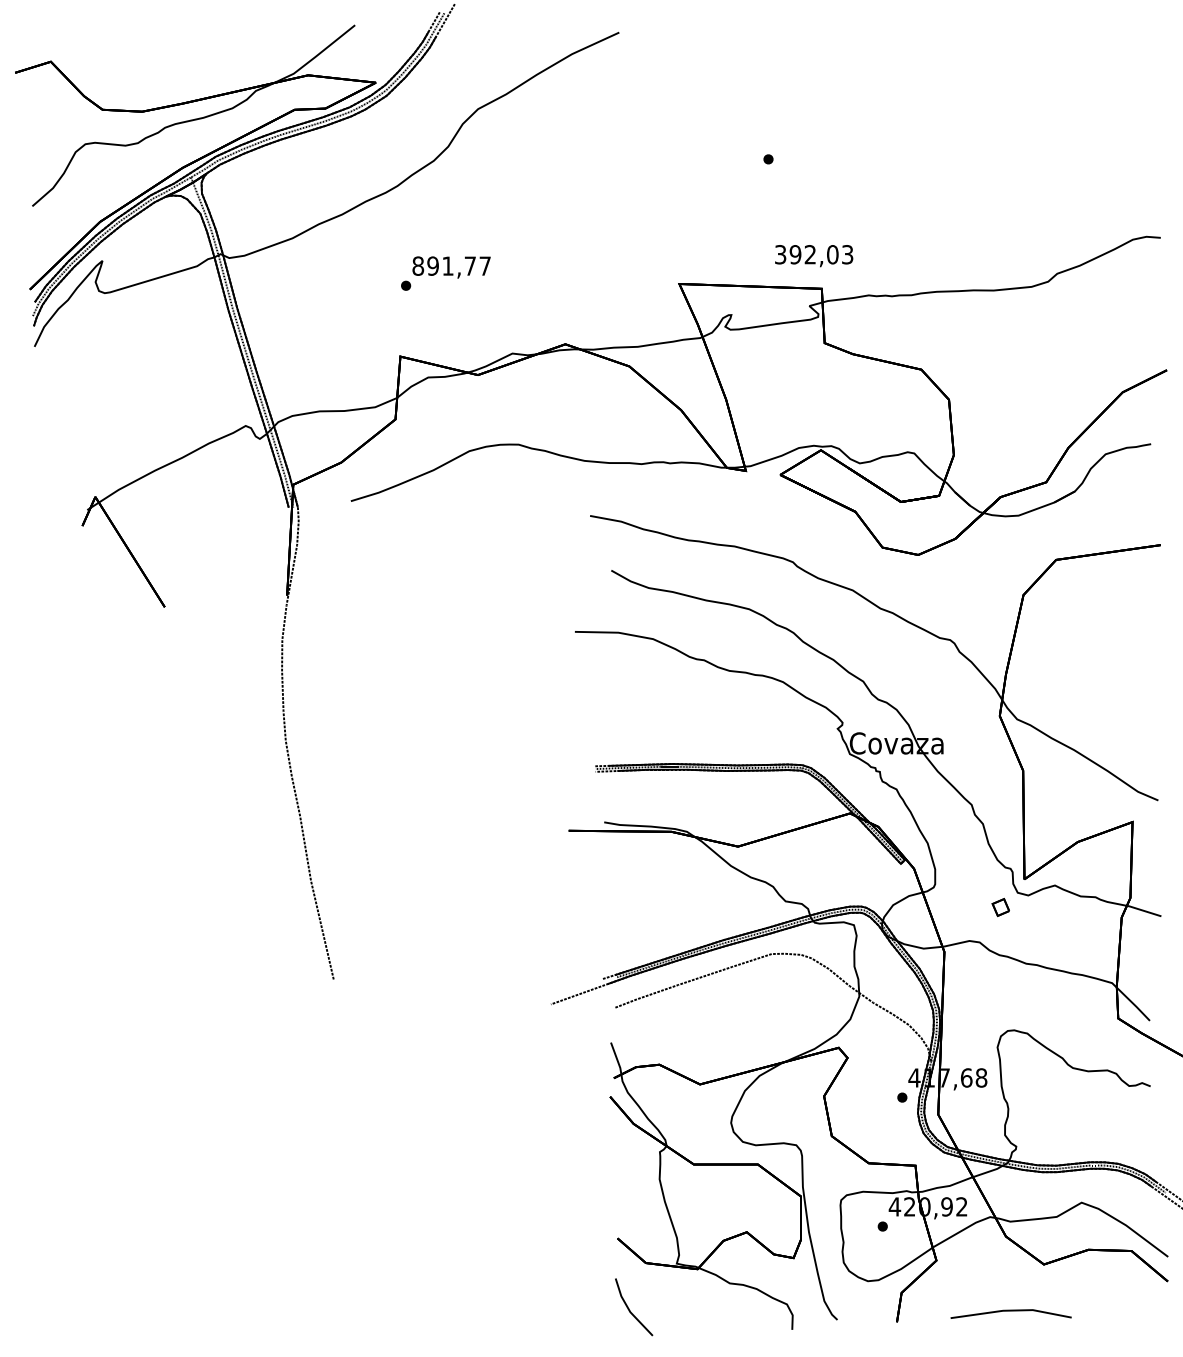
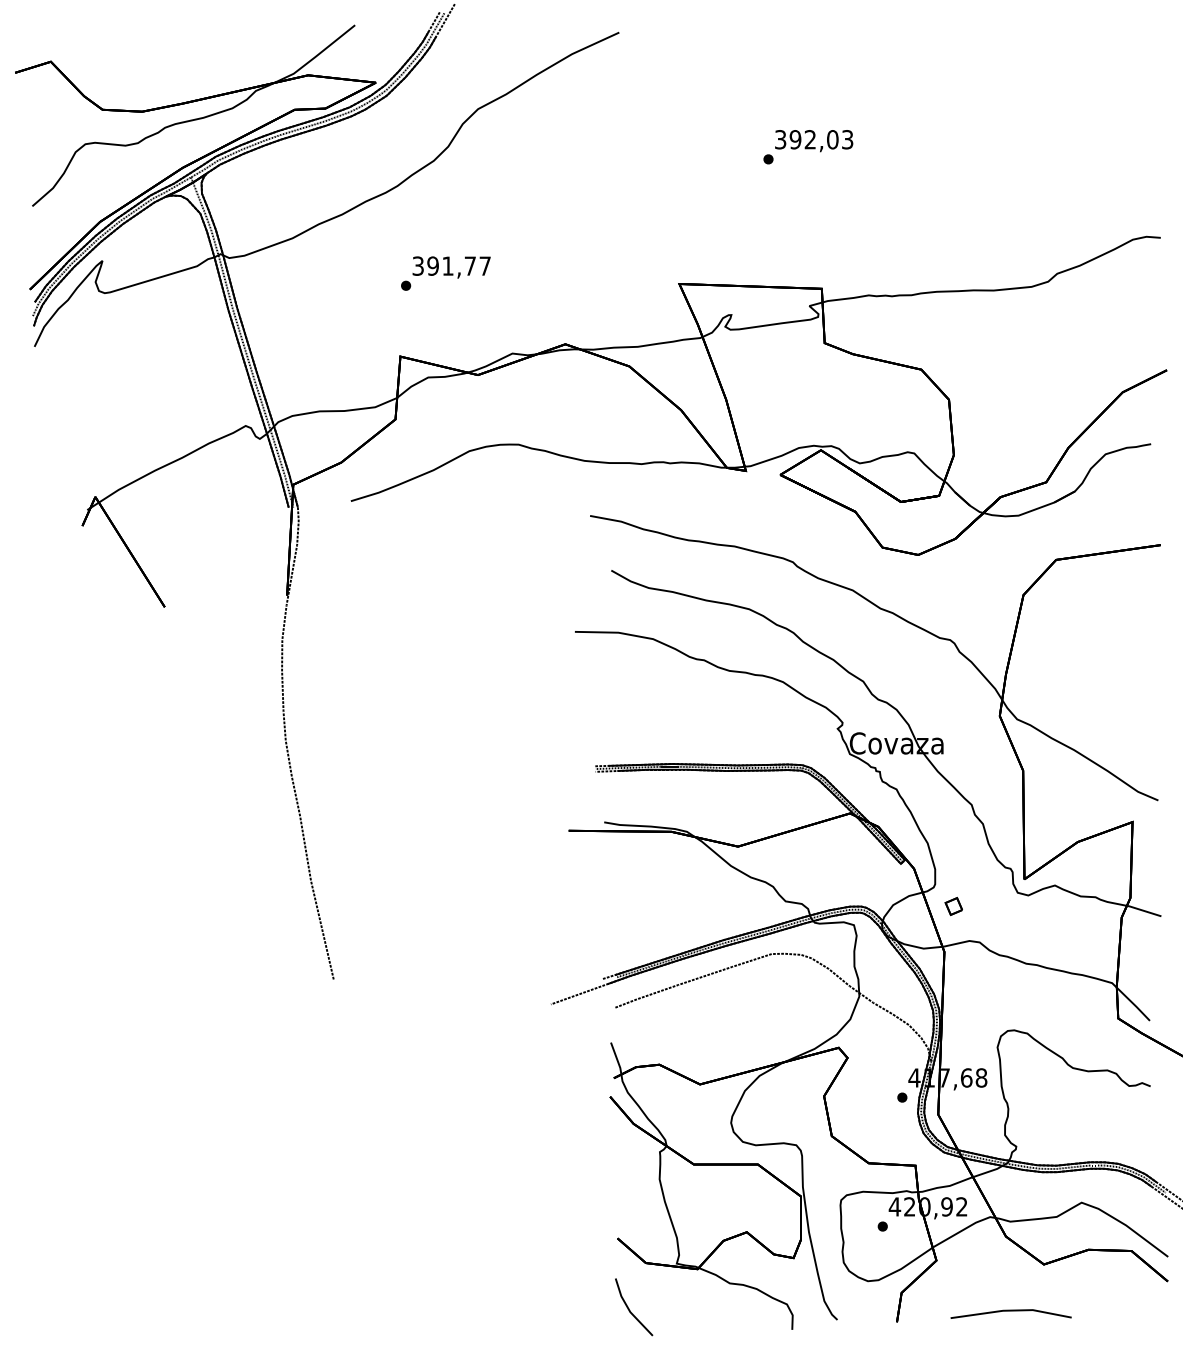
text position: (814, 256) -> (814, 141) (814, 141)
text: 891,77 -> 391,77 (418, 265)
part position: (1000, 907) -> (953, 906) (953, 906)
